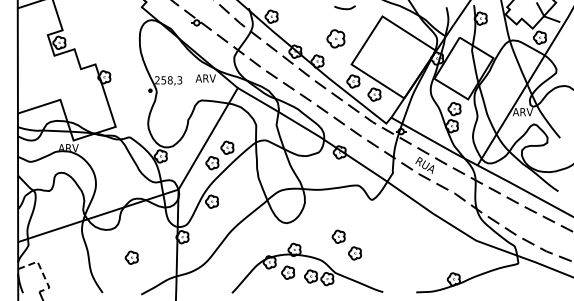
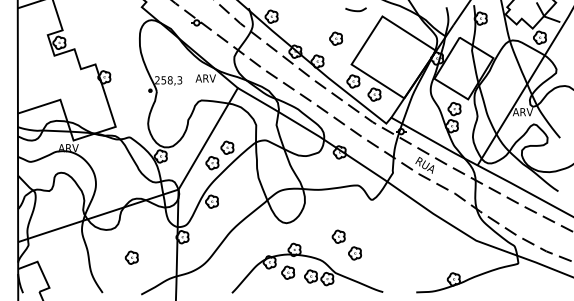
curve position: (344, 8) -> (355, 10) (355, 10)
part size: 20x20 px -> 15x15 px (336, 38)
line: dashed -> solid (41, 270)
